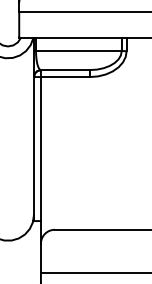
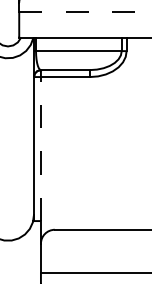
line: solid -> dashed (85, 12)
line: solid -> dashed (40, 148)
